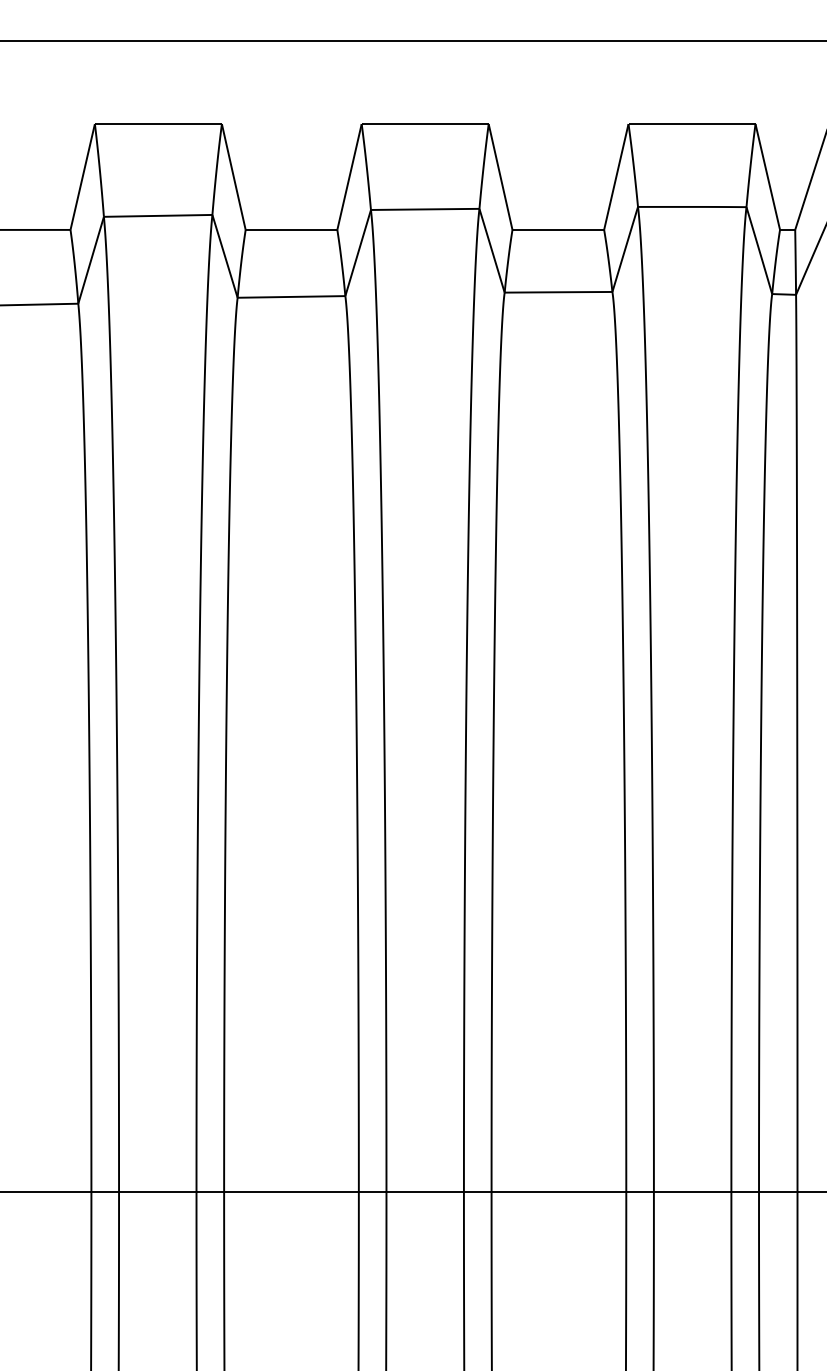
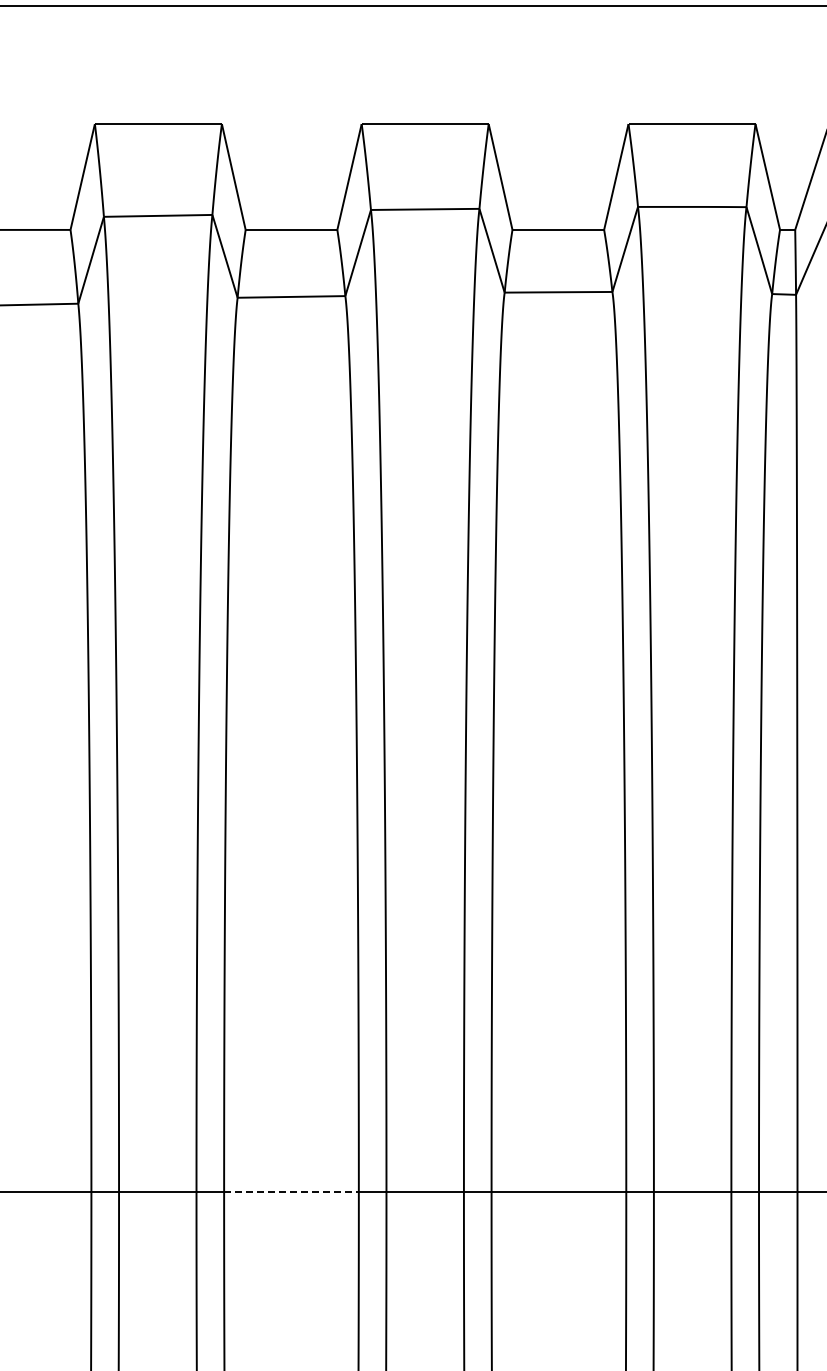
line position: (412, 41) -> (412, 6) (412, 6)
line: solid -> dashed (291, 1192)
